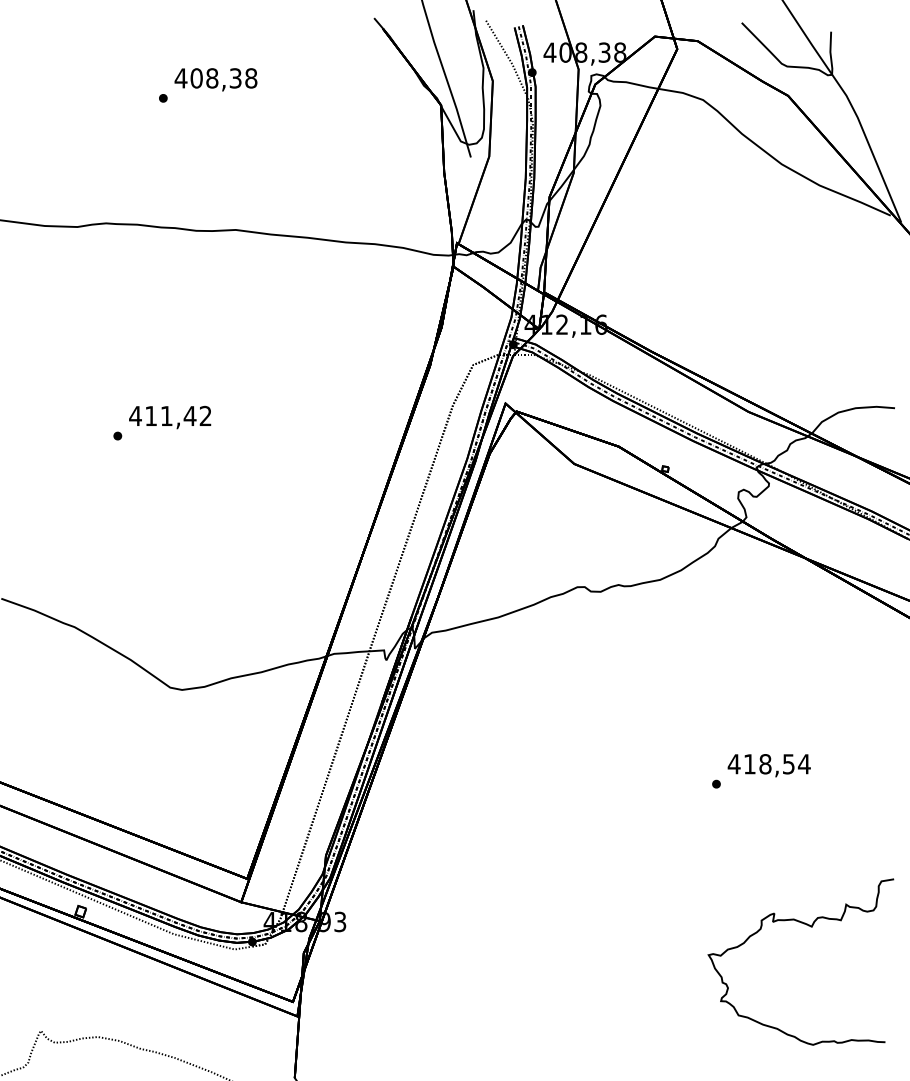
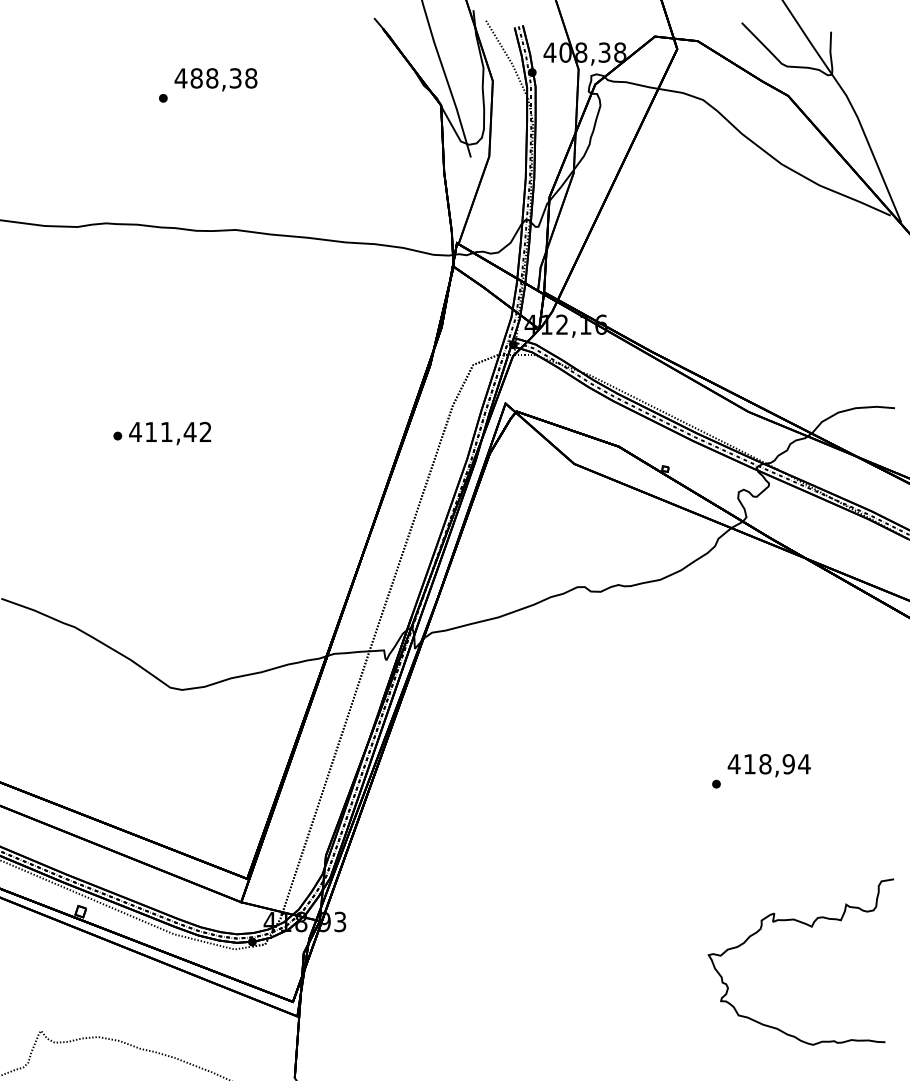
text: 408,38 -> 488,38 (196, 78)
text position: (170, 417) -> (170, 433) (170, 433)
text: 418,54 -> 418,94 (788, 764)
